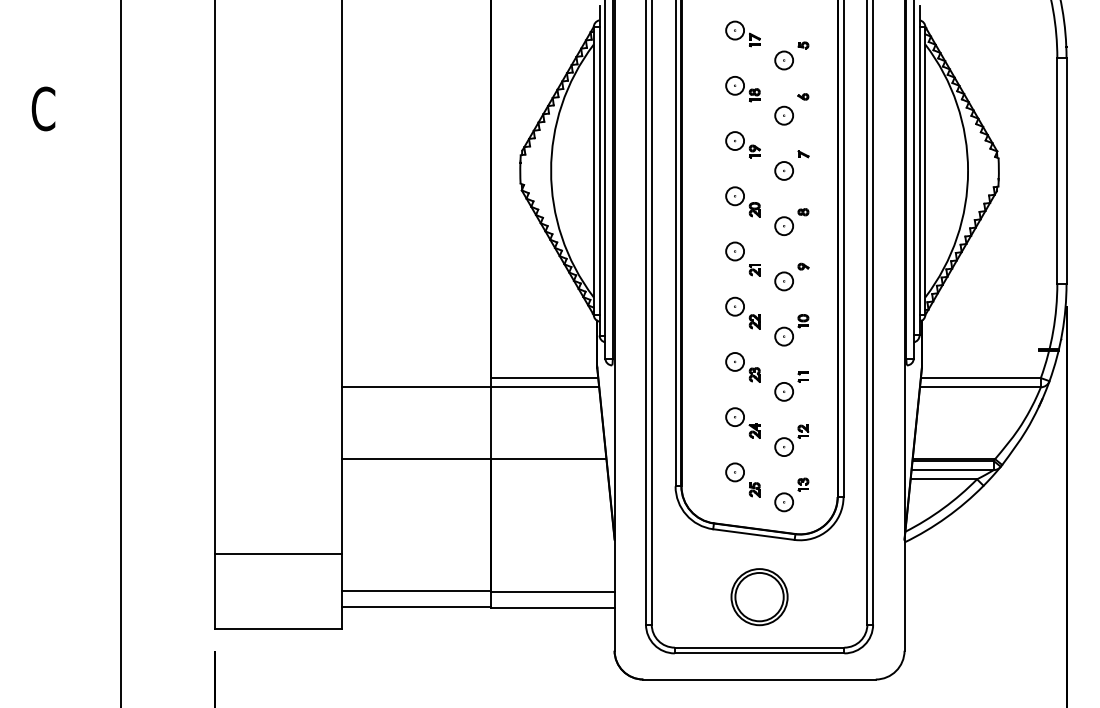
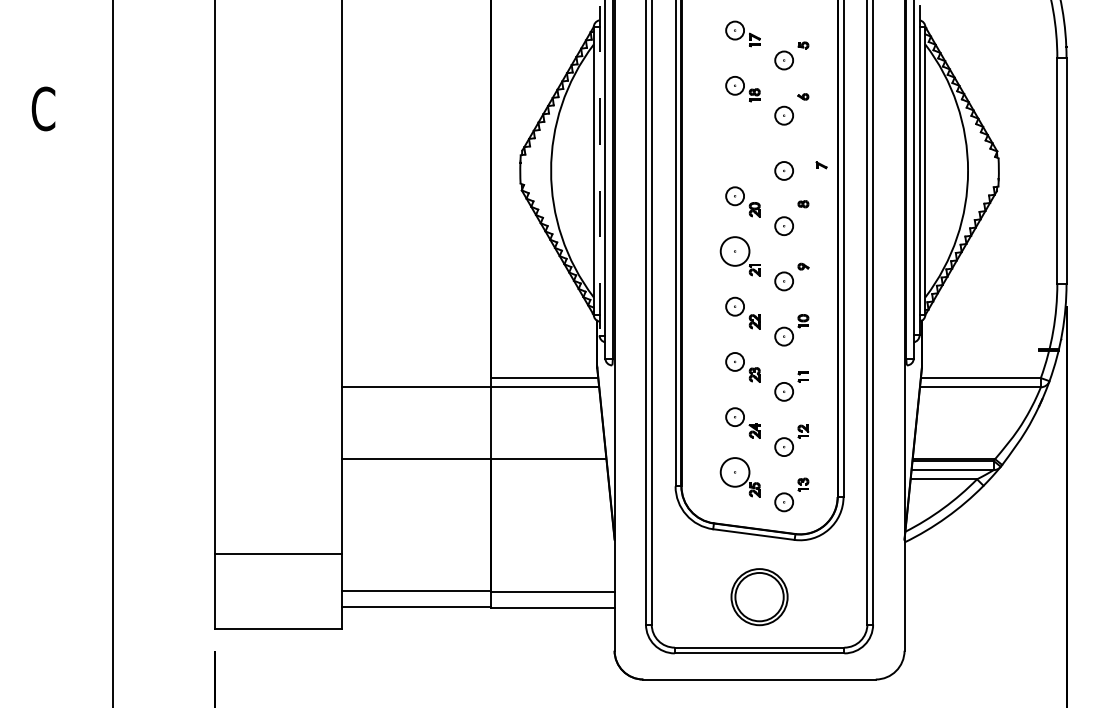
part: present -> none (742, 144)
part position: (803, 154) -> (821, 165) (821, 165)
line: solid -> dashed (599, 170)
part position: (803, 212) -> (803, 204) (803, 204)
circle diameter: 18 px -> 29 px (734, 251)
line position: (121, 353) -> (113, 353) (113, 353)
circle diameter: 18 px -> 29 px (734, 472)
